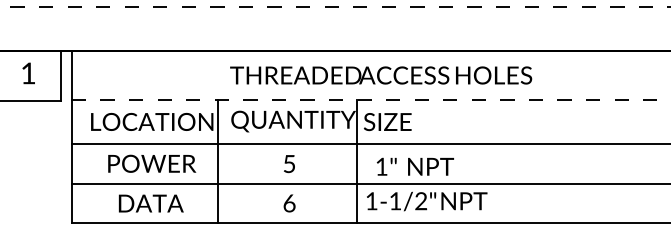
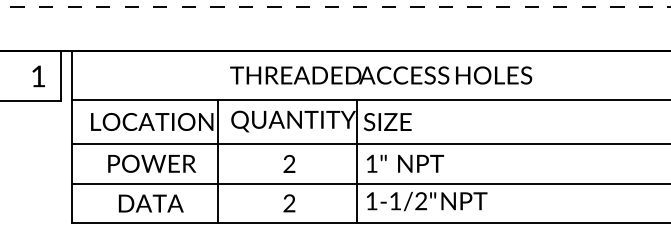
text position: (28, 73) -> (38, 76) (38, 76)
line: dashed -> solid (371, 100)
text: 5 -> 2 (289, 164)
text position: (414, 166) -> (404, 163) (404, 163)
text: 6 -> 2 (289, 203)
